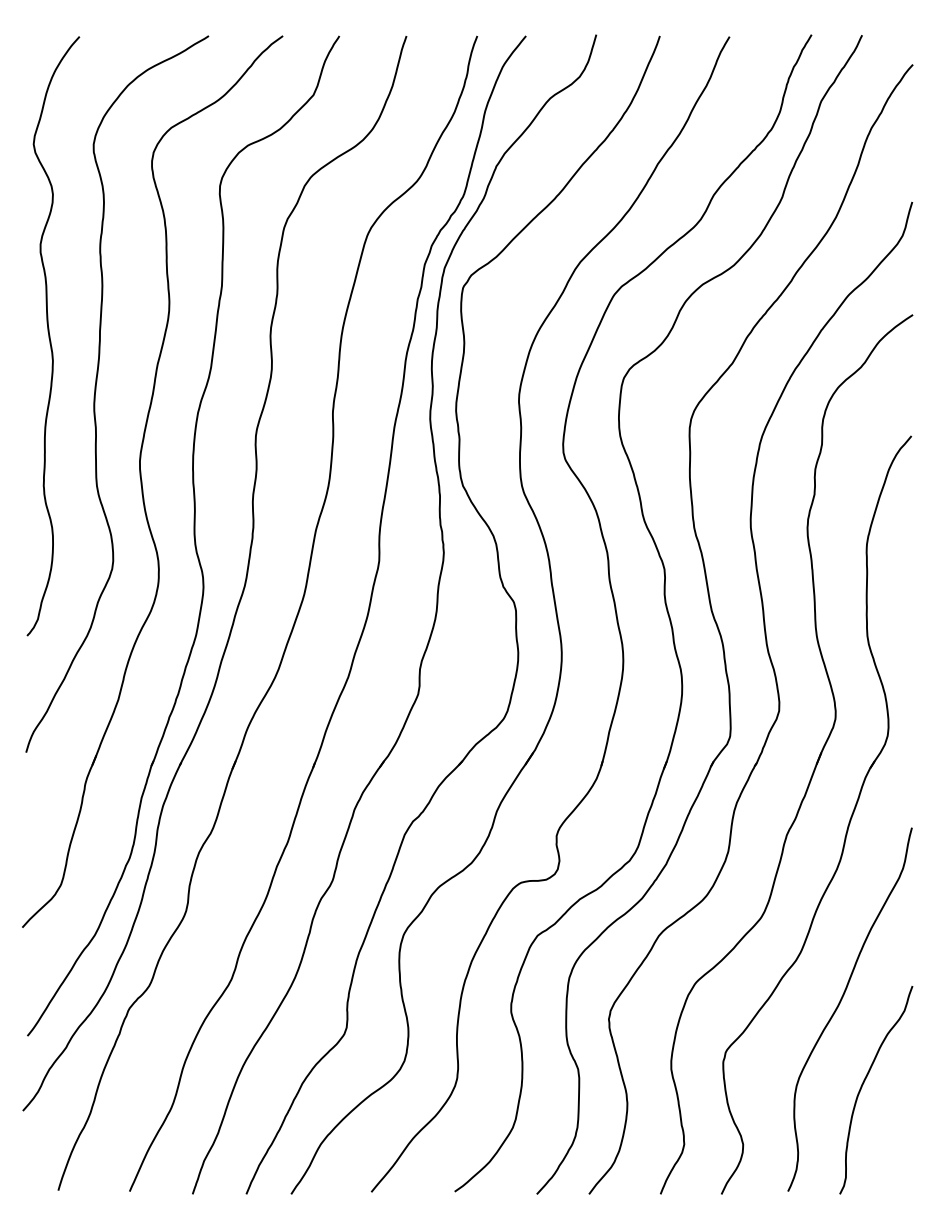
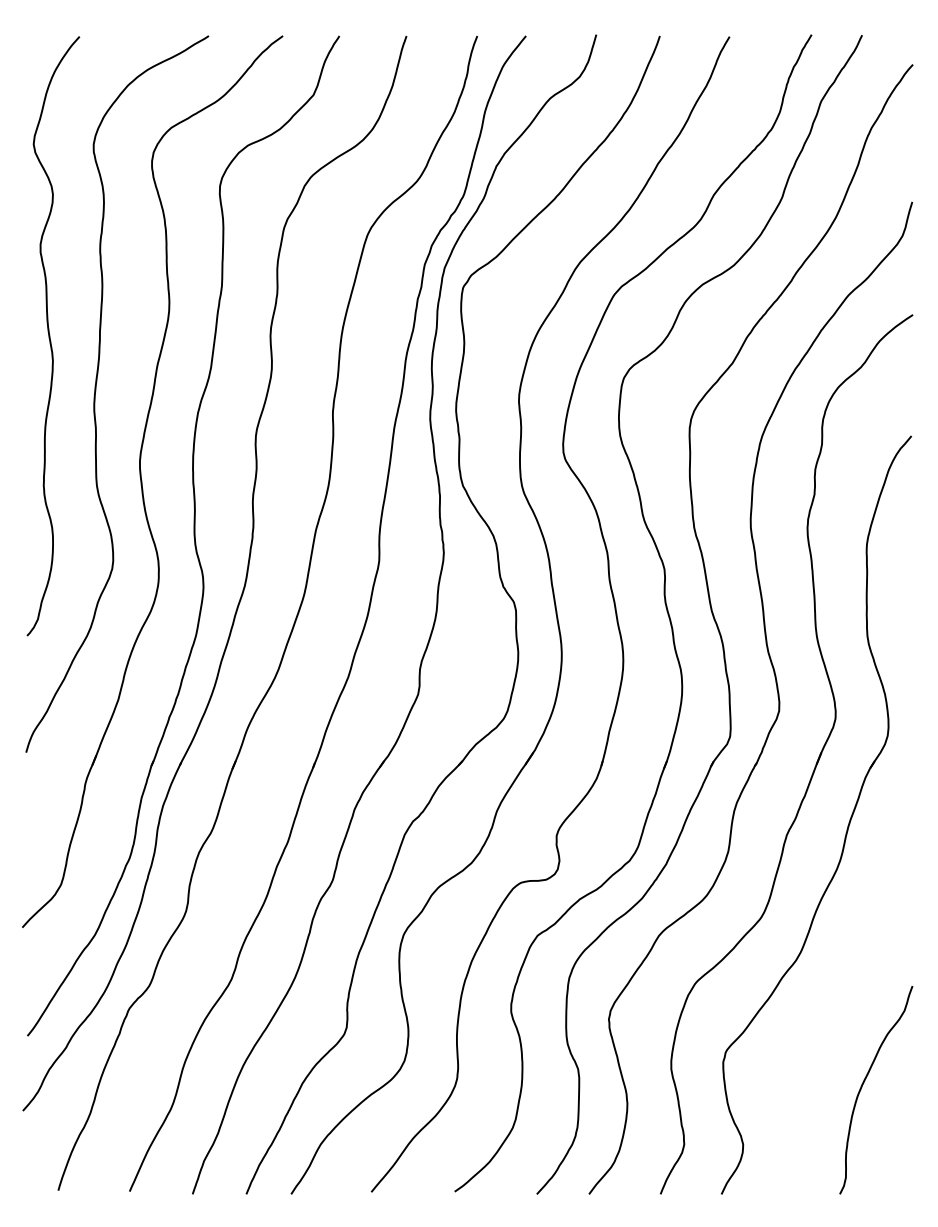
curve: present -> none (839, 1005)
